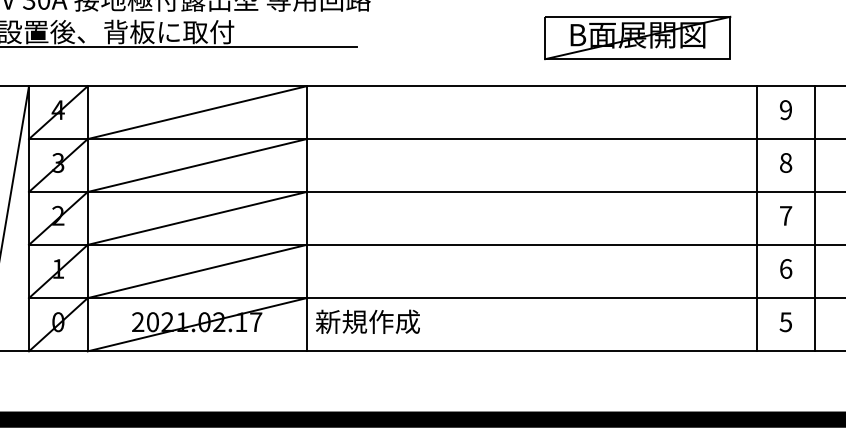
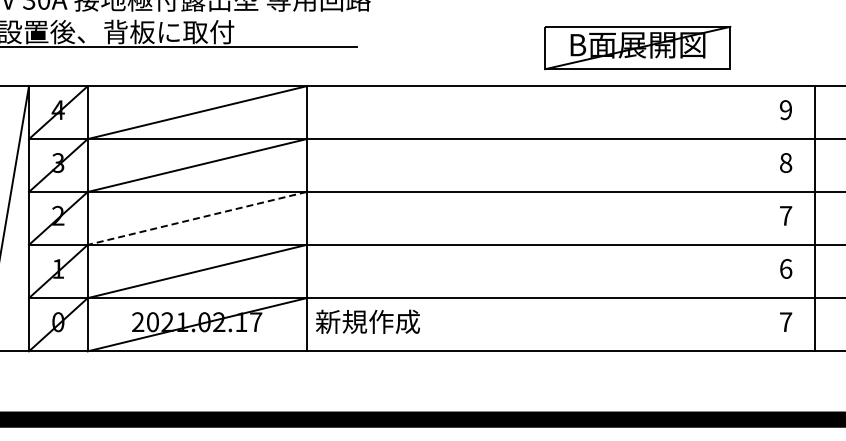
part position: (637, 37) -> (637, 47) (637, 47)
line: solid -> dashed (197, 218)
line: present -> none (756, 218)
text: 5 -> 7 (785, 322)
